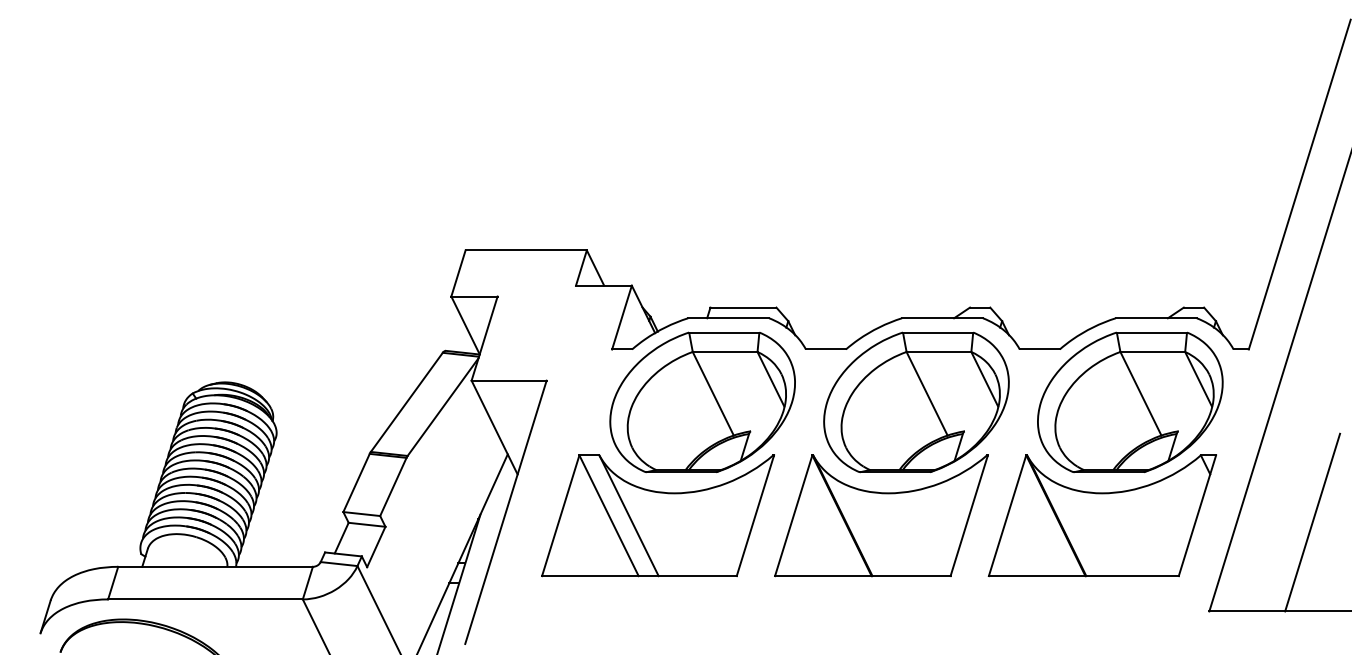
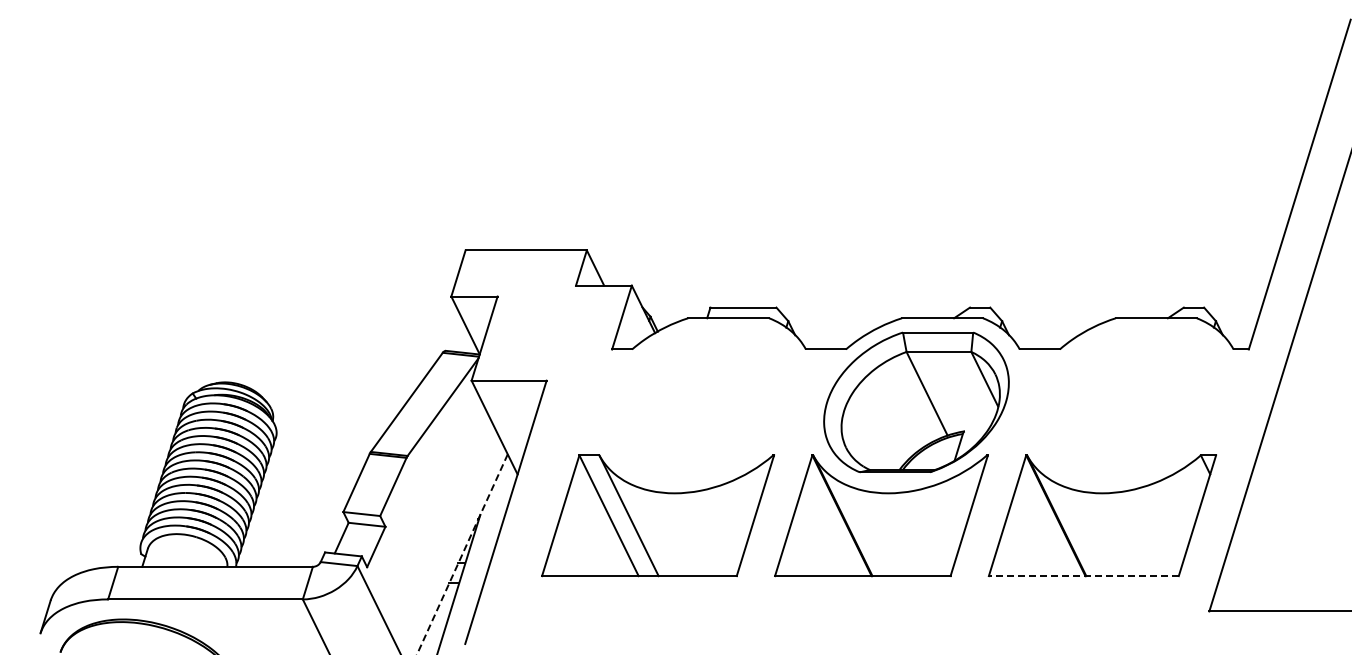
part: present -> none (1130, 401)
part: present -> none (702, 402)
line: present -> none (1312, 522)
line: solid -> dashed (462, 554)
line: solid -> dashed (1083, 576)
